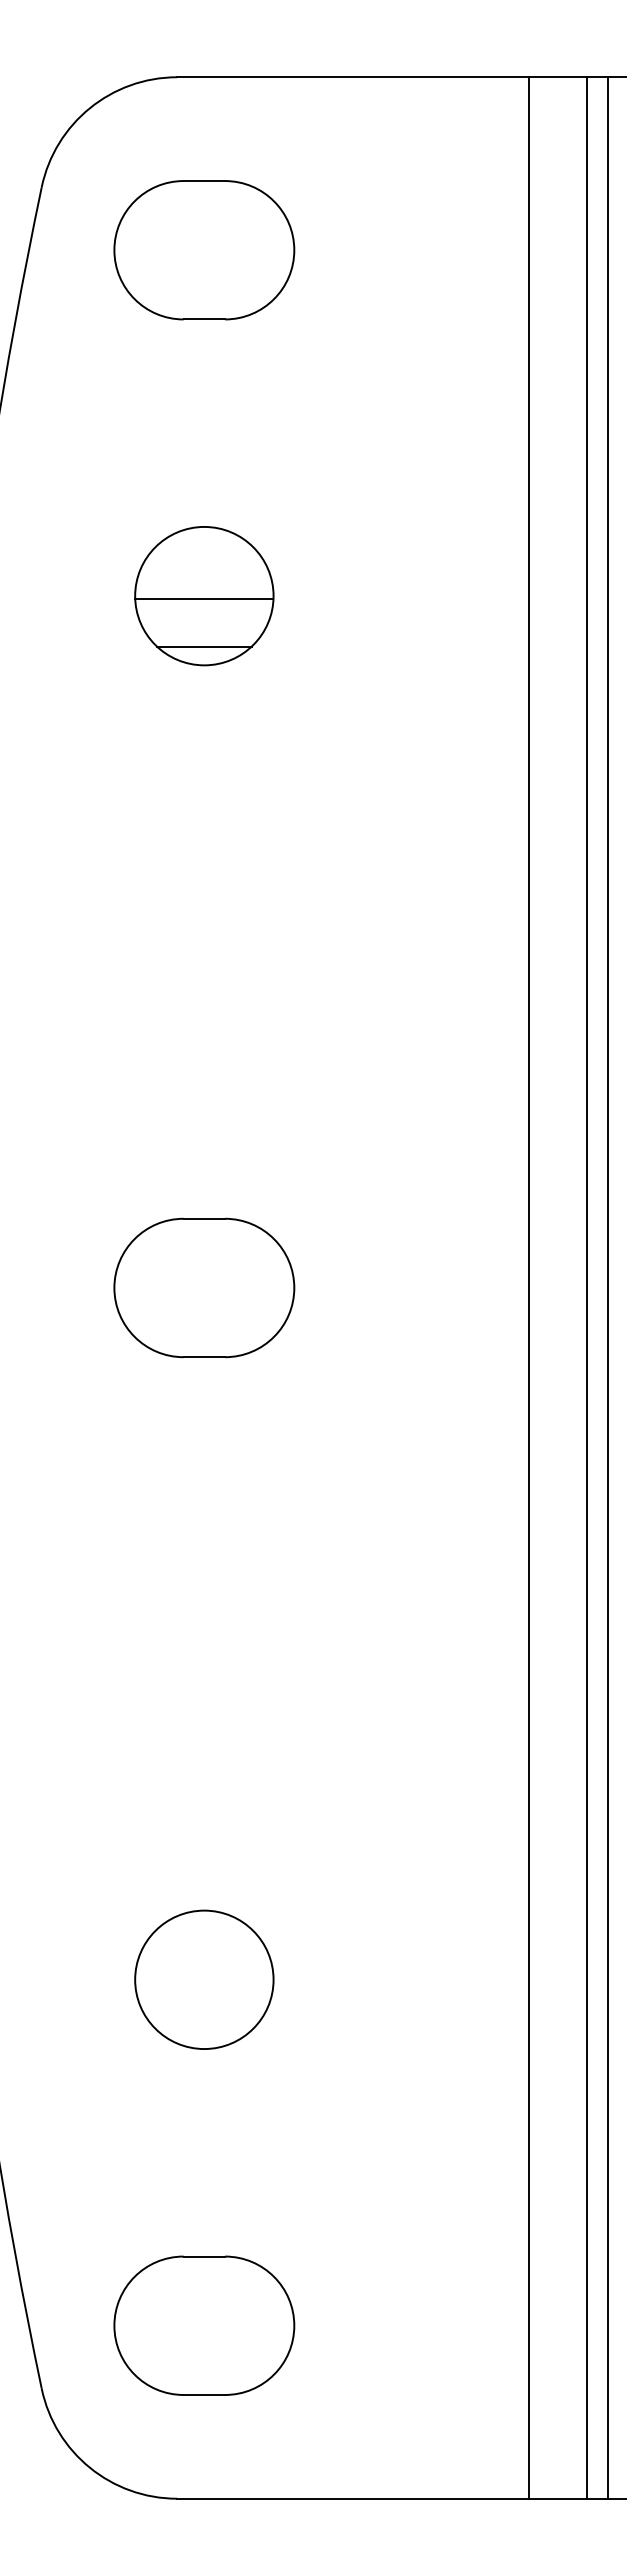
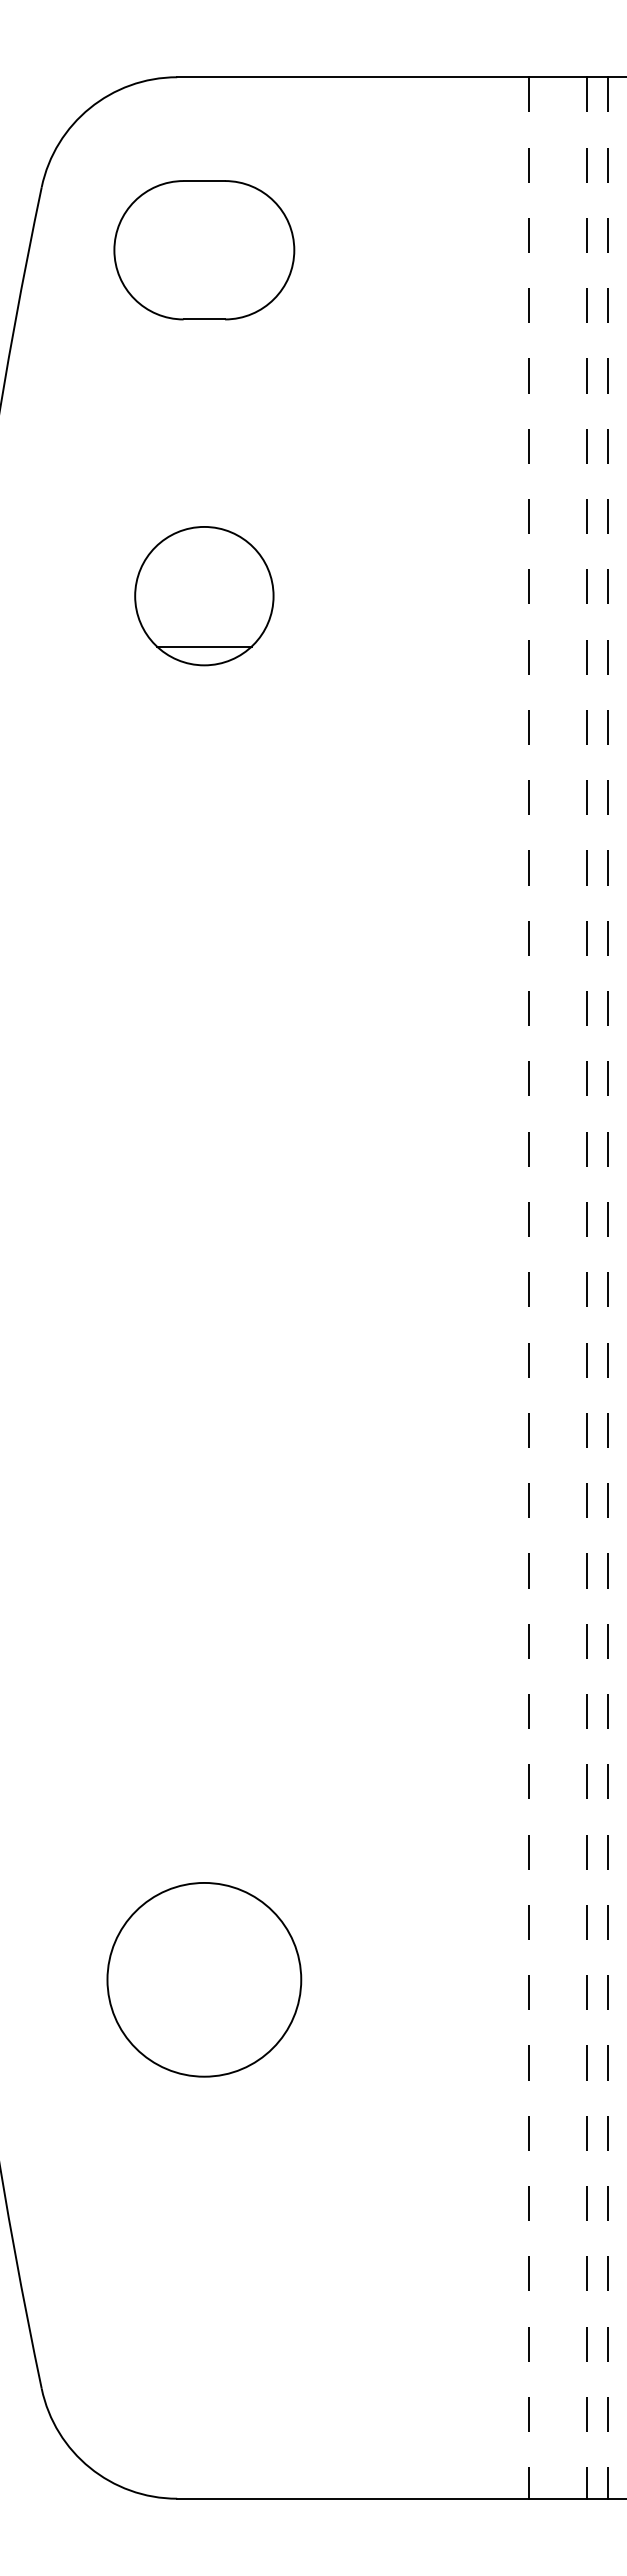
line: present -> none (204, 599)
part: present -> none (204, 1287)
line: solid -> dashed (529, 1287)
line: solid -> dashed (587, 1287)
line: solid -> dashed (608, 1287)
circle diameter: 138 px -> 194 px (204, 1979)
part: present -> none (204, 2325)
